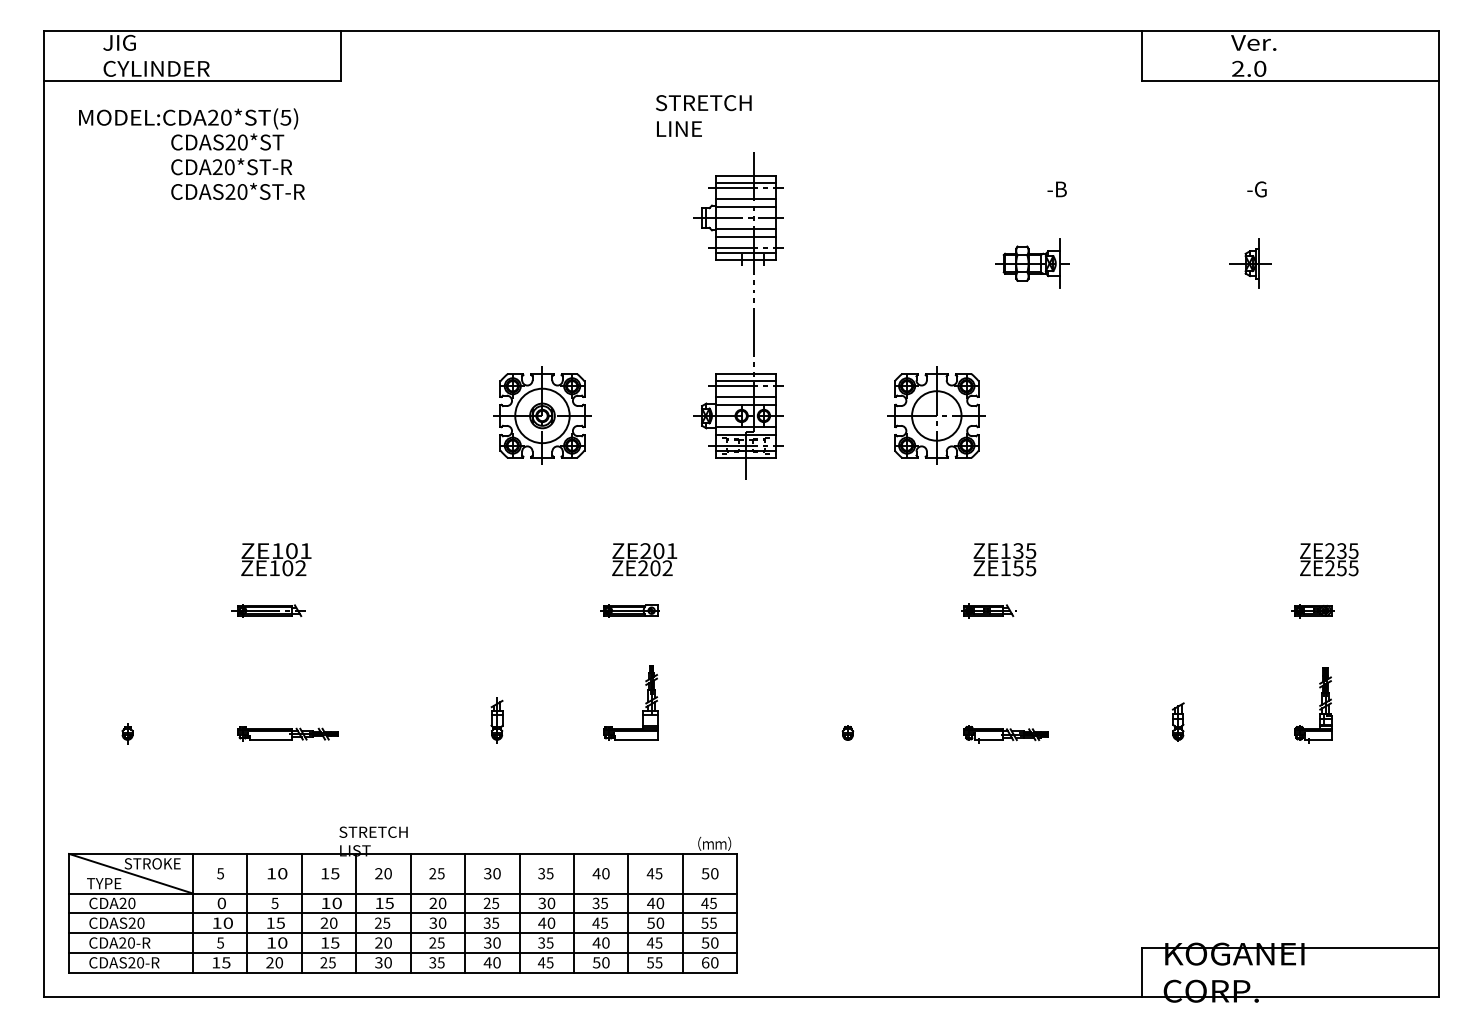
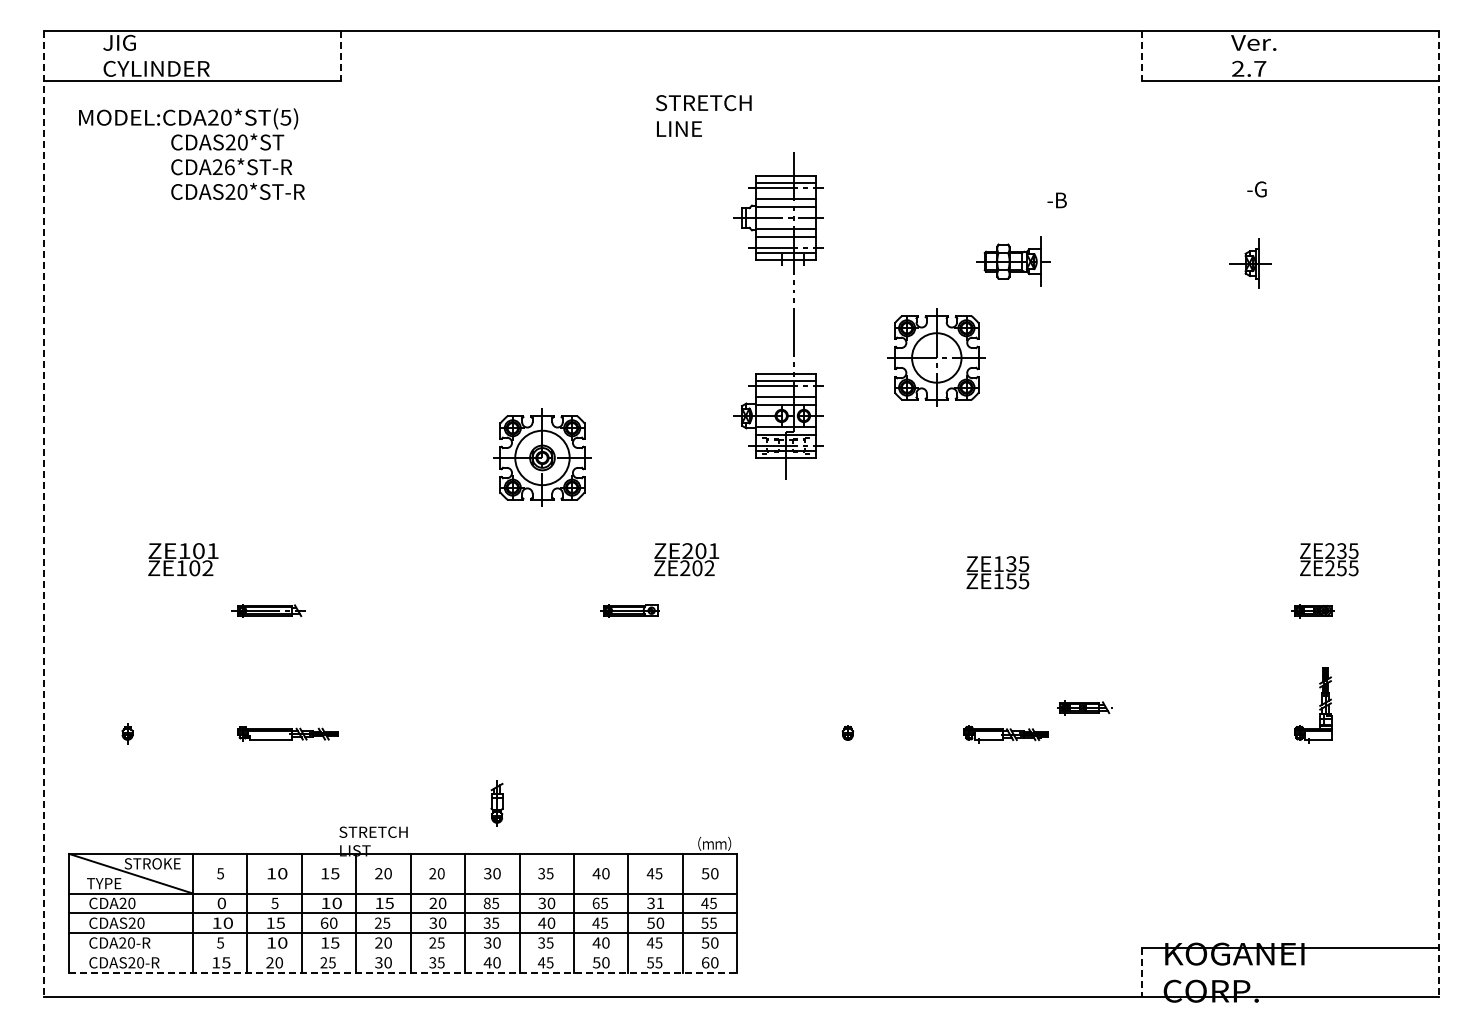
line: solid -> dashed (341, 55)
line: solid -> dashed (1141, 55)
text: 2.0 -> 2.7 (1260, 68)
text: CDA20*ST-R -> CDA26*ST-R (229, 167)
text position: (1056, 189) -> (1056, 200) (1056, 200)
part position: (1032, 263) -> (1013, 261) (1013, 261)
part position: (753, 315) -> (793, 315) (793, 315)
part position: (542, 415) -> (542, 457) (542, 457)
part position: (936, 415) -> (936, 357) (936, 357)
line: solid -> dashed (44, 514)
line: solid -> dashed (1438, 514)
text position: (276, 559) -> (183, 559) (183, 559)
text position: (644, 559) -> (686, 559) (686, 559)
text position: (1004, 559) -> (997, 572) (997, 572)
part position: (988, 610) -> (1084, 707) (1084, 707)
part: present -> none (642, 710)
part position: (496, 720) -> (496, 803) (496, 803)
part: present -> none (1177, 721)
text: 25 -> 20 (440, 873)
text: 25 -> 85 (486, 903)
text: 35 -> 65 (595, 903)
text: 40 -> 31 (655, 903)
text: 20 -> 60 (324, 922)
line: present -> none (403, 952)
line: solid -> dashed (403, 972)
line: solid -> dashed (1141, 972)
